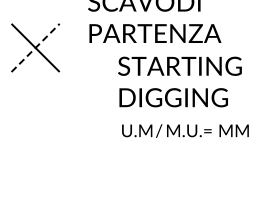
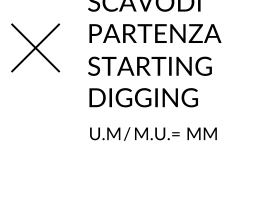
line: dashed -> solid (35, 47)
text position: (179, 81) -> (149, 81) (149, 81)
text position: (185, 130) -> (153, 133) (153, 133)
